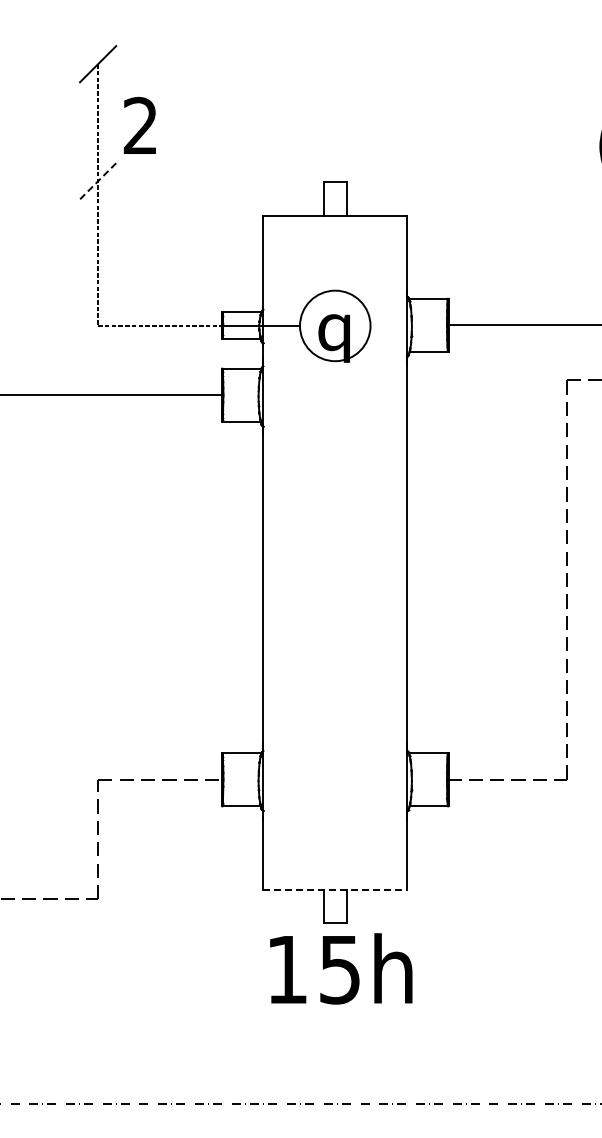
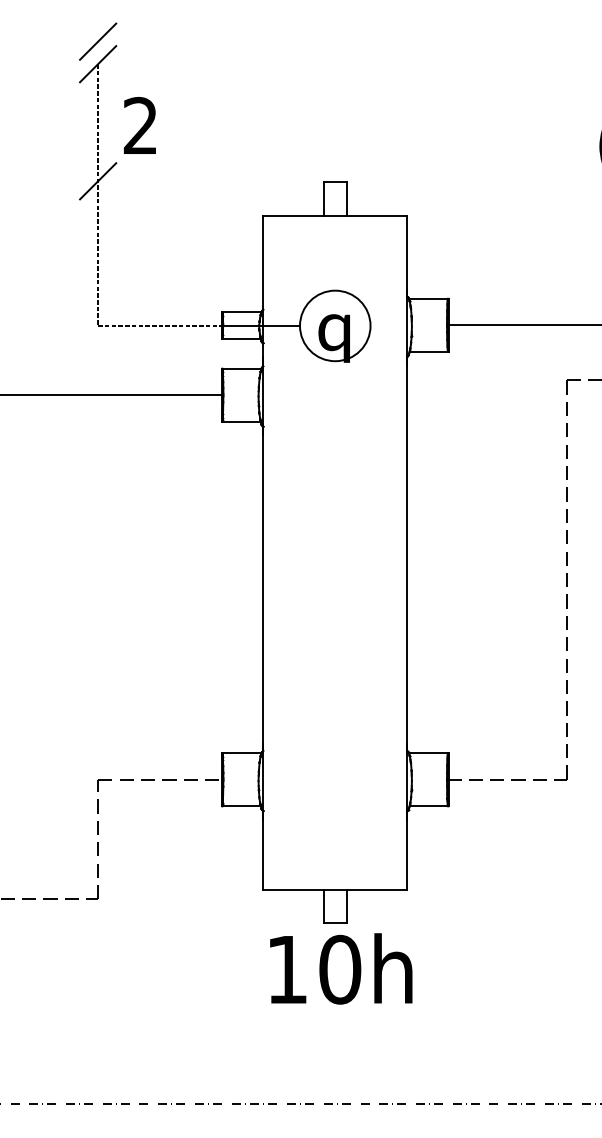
line: none -> present (98, 41)
line: dashed -> solid (98, 181)
line: dashed -> solid (335, 889)
text: 15h -> 10h (340, 969)
